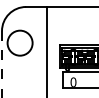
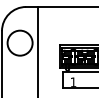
line position: (47, 50) -> (38, 50) (38, 50)
line: dashed -> solid (2, 64)
text: 0 -> 1 (73, 81)
